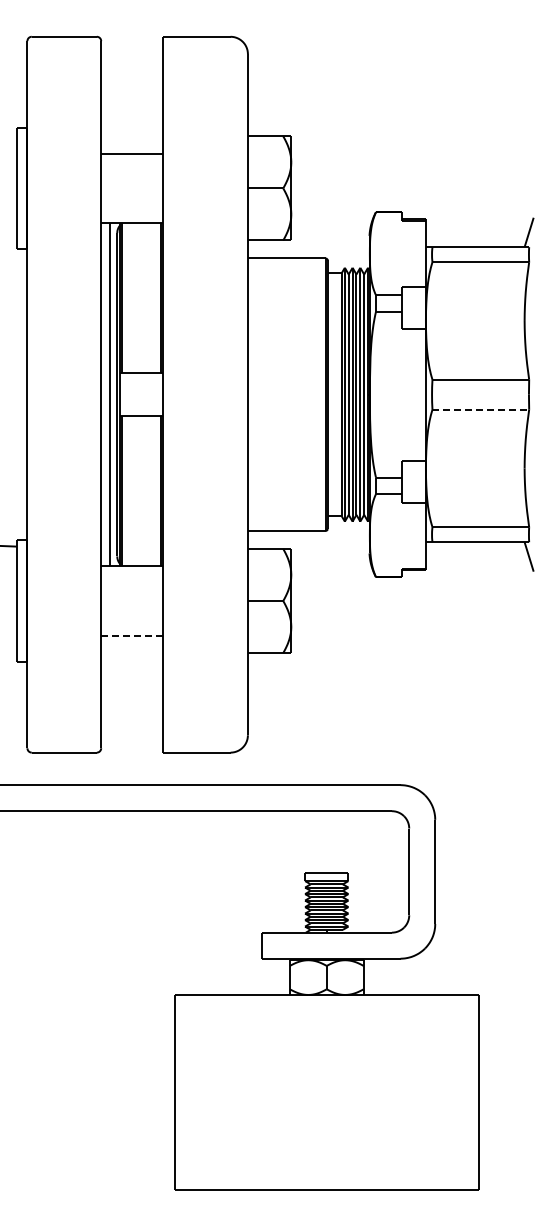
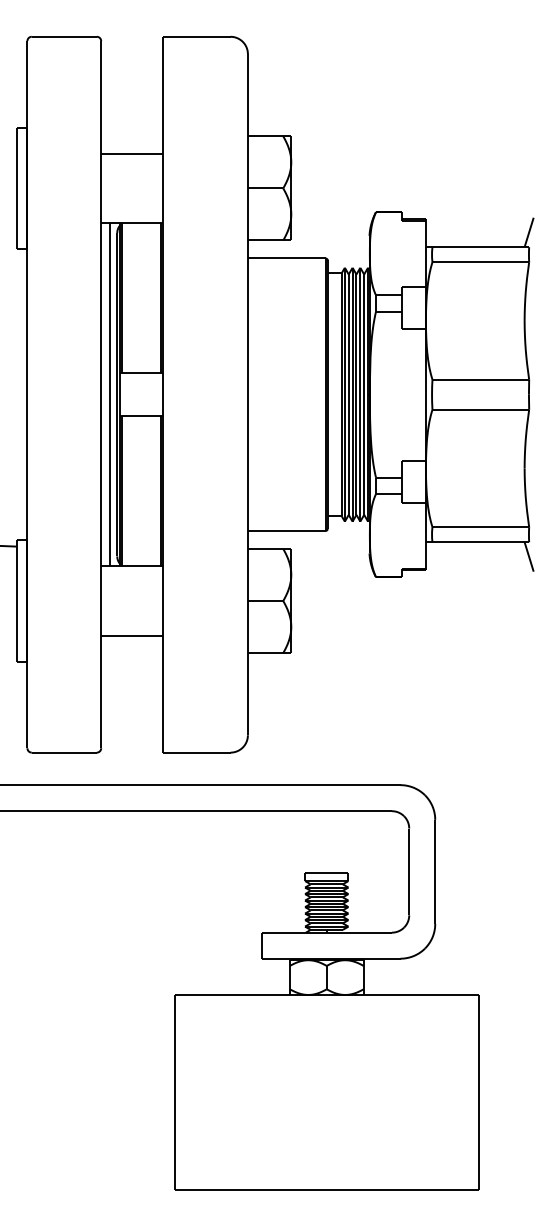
line: dashed -> solid (481, 409)
line: dashed -> solid (131, 635)
